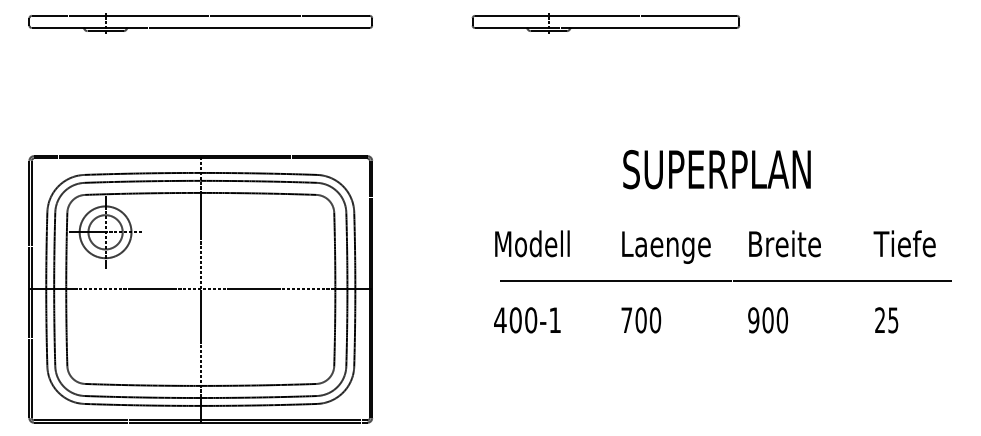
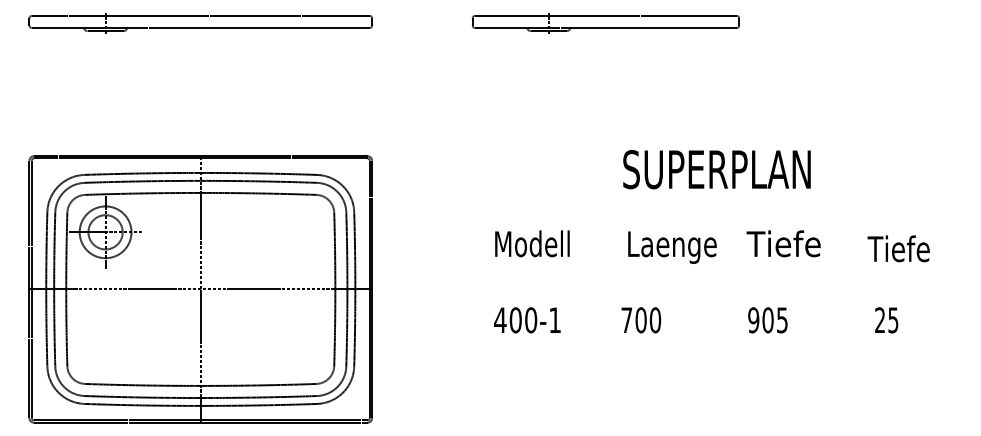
text: Breite -> Tiefe (783, 243)
text position: (904, 243) -> (898, 248) (898, 248)
text position: (666, 247) -> (672, 247) (672, 247)
line: present -> none (725, 281)
text: 900 -> 905 (782, 320)
